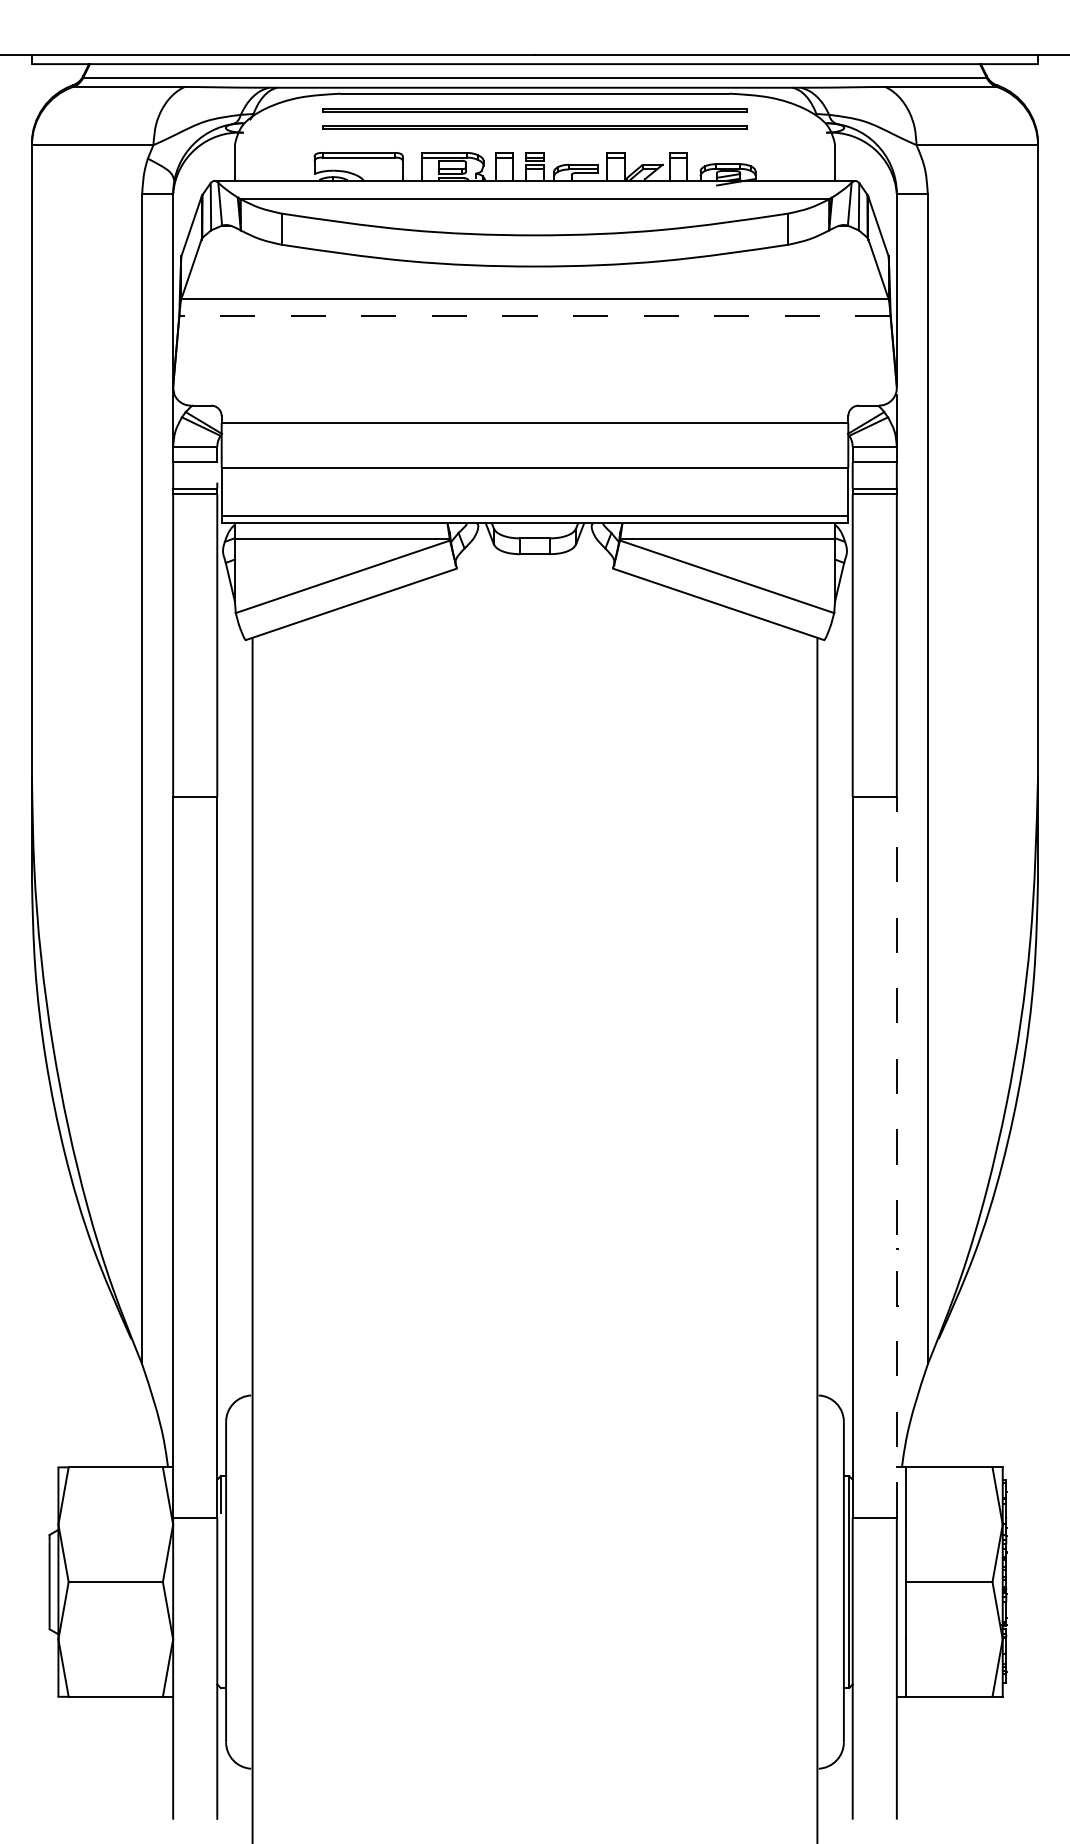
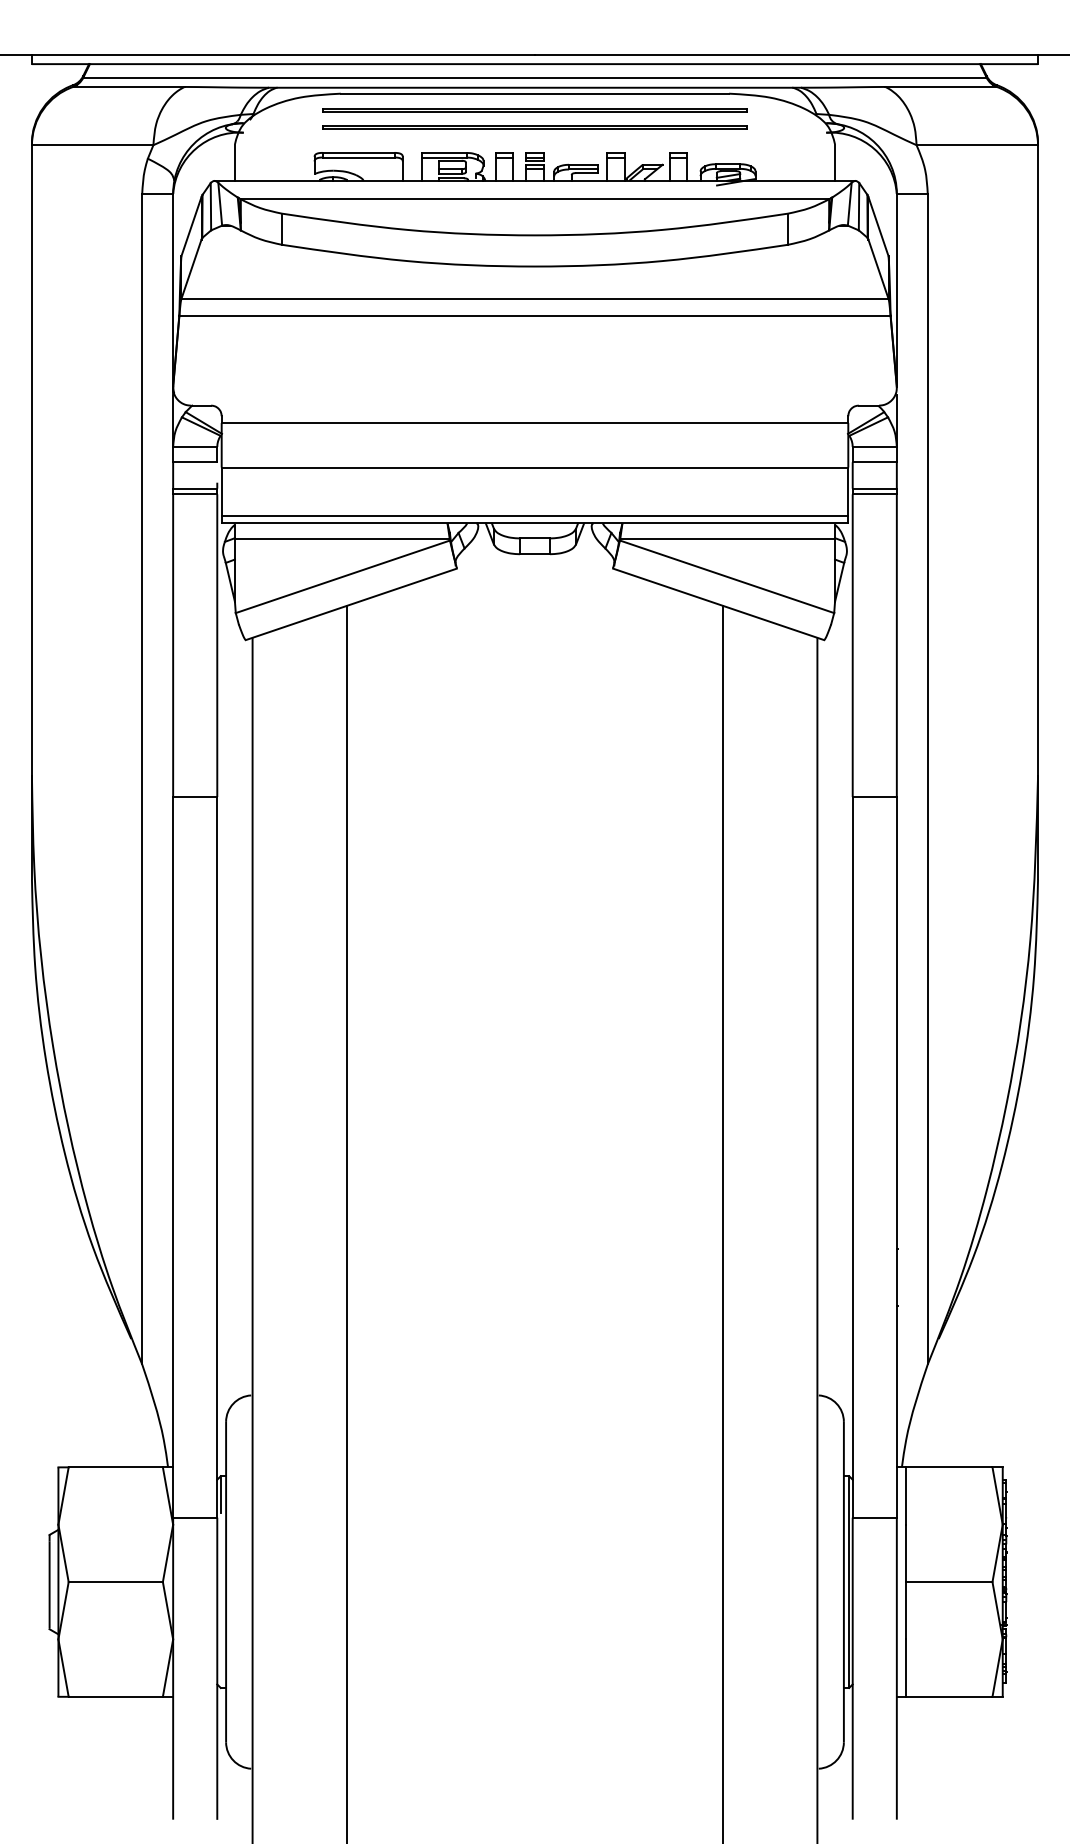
line: dashed -> solid (535, 316)
line: dashed -> solid (896, 1156)
line: none -> present (346, 1222)
line: none -> present (723, 1222)
